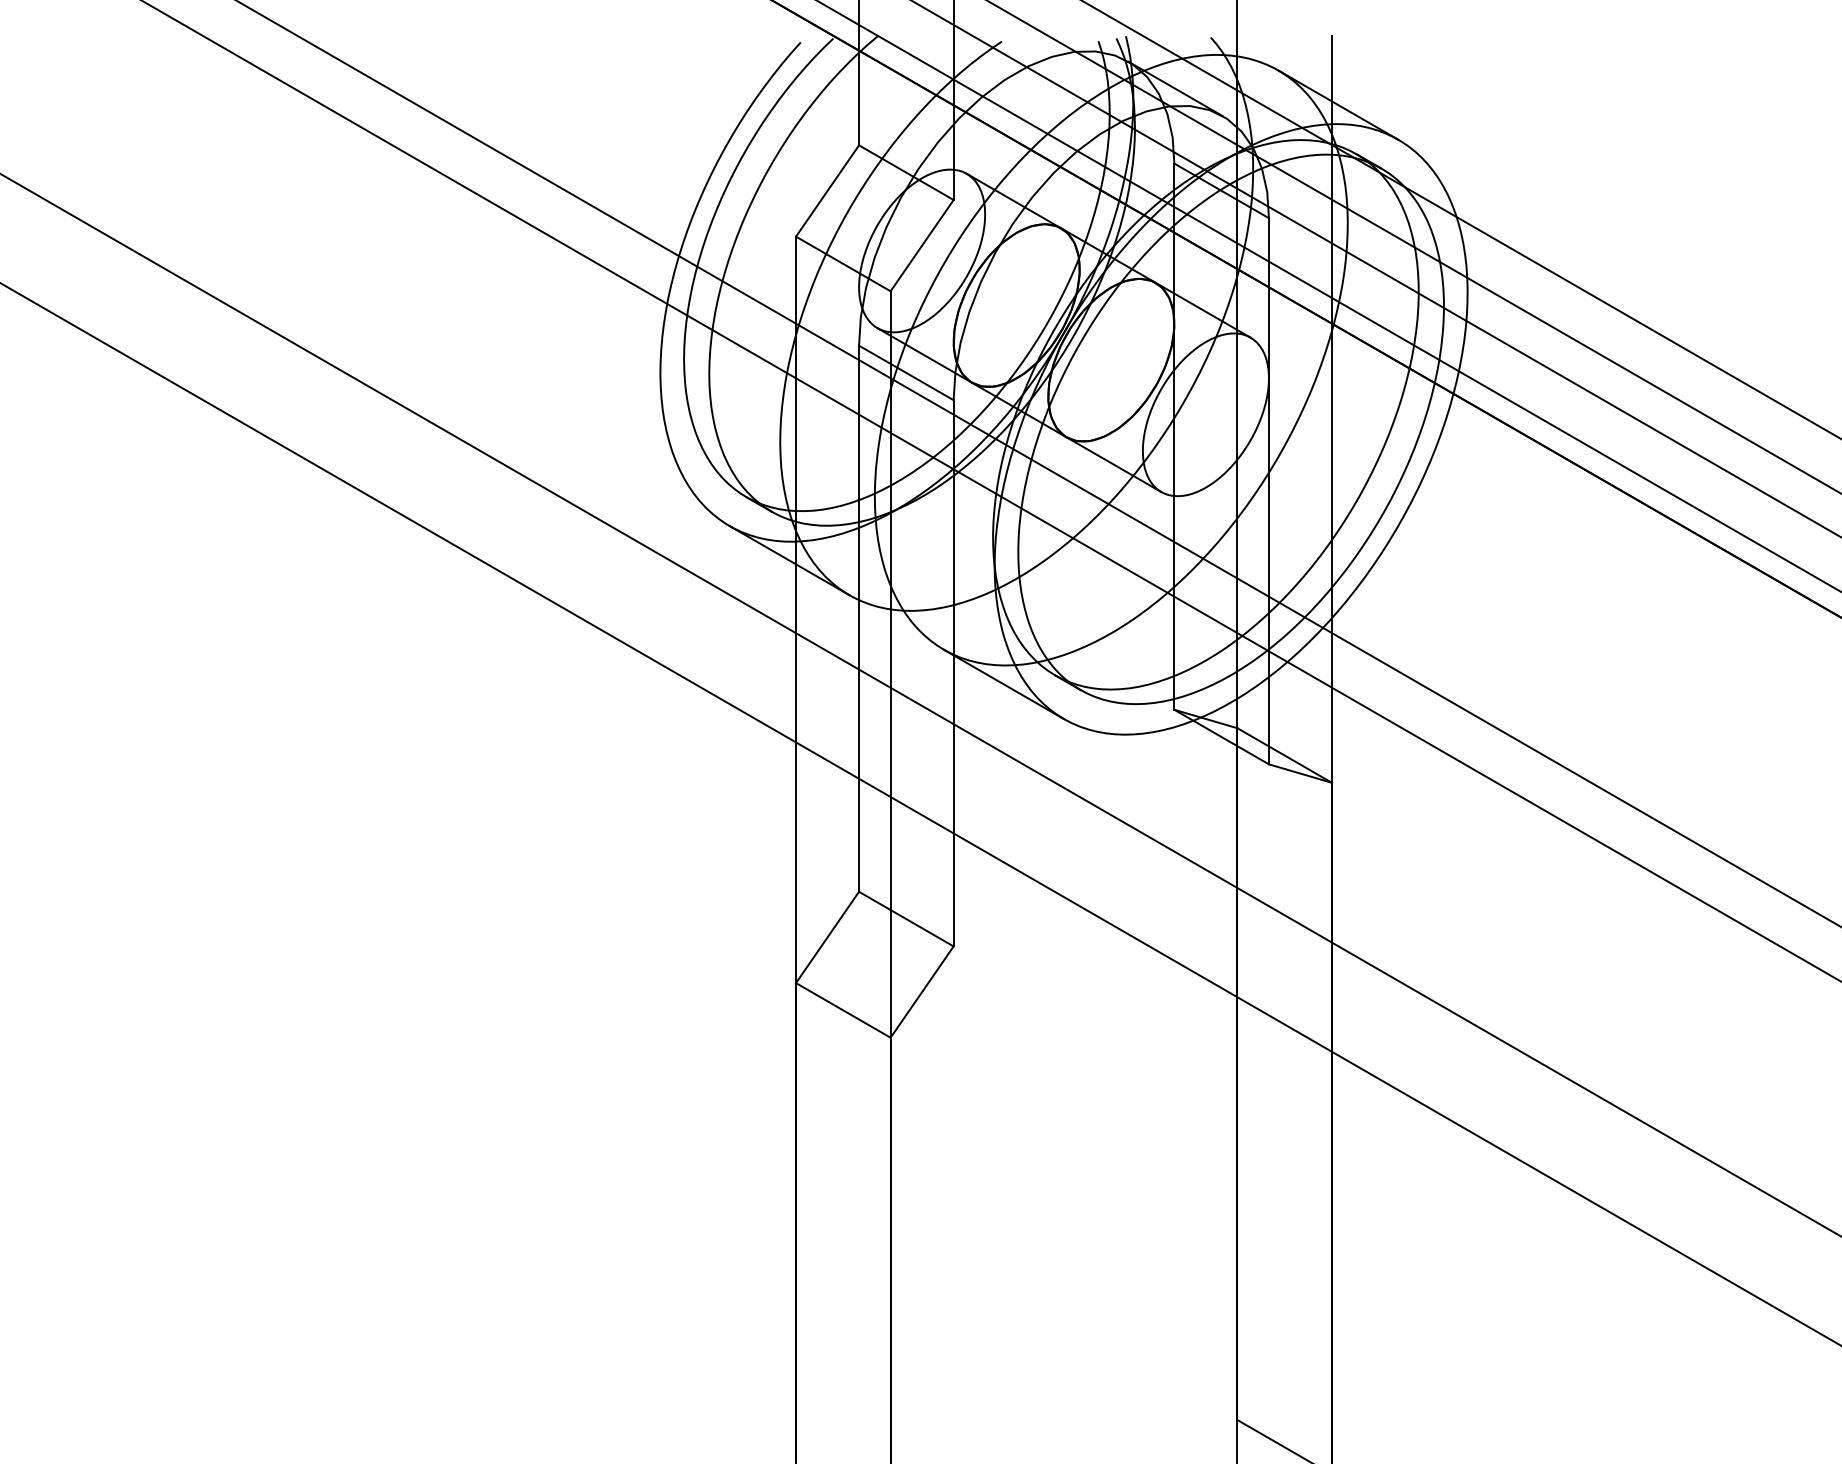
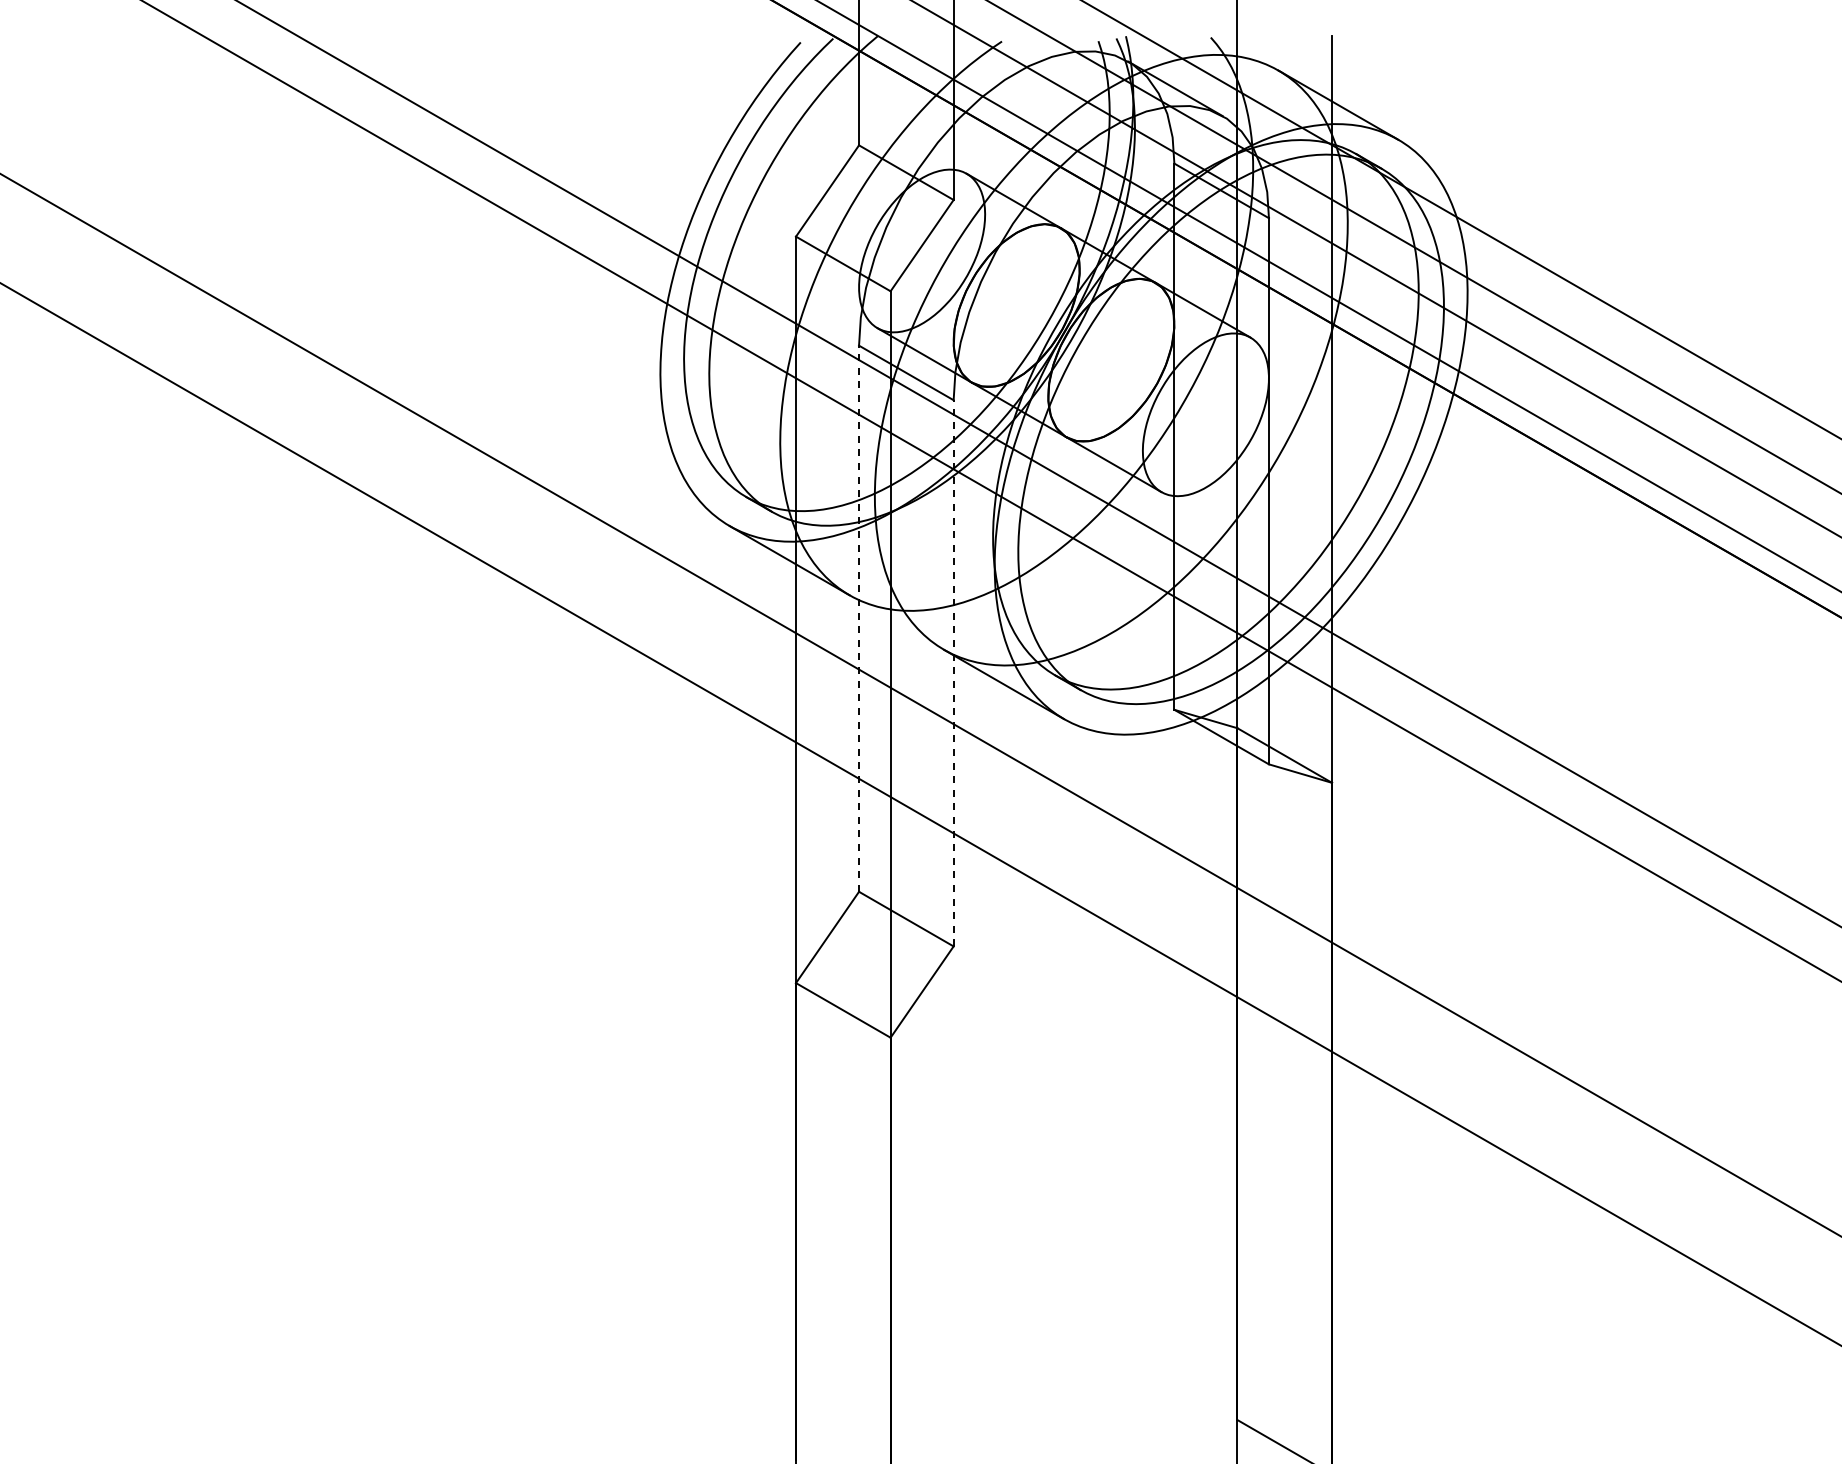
line: solid -> dashed (859, 618)
line: solid -> dashed (953, 672)
